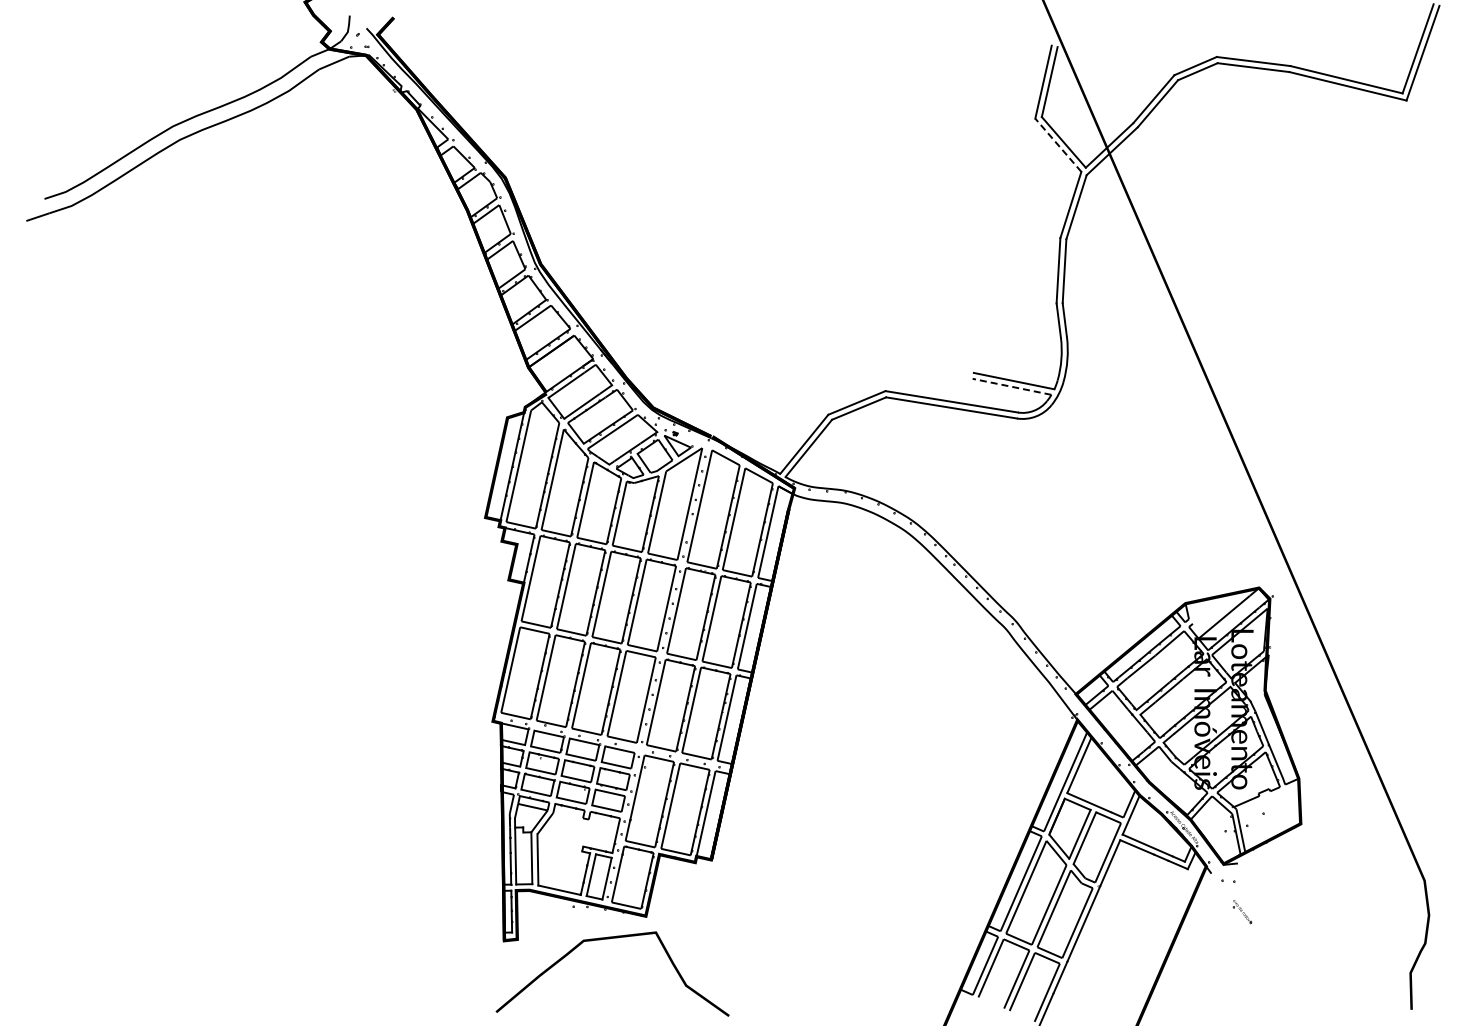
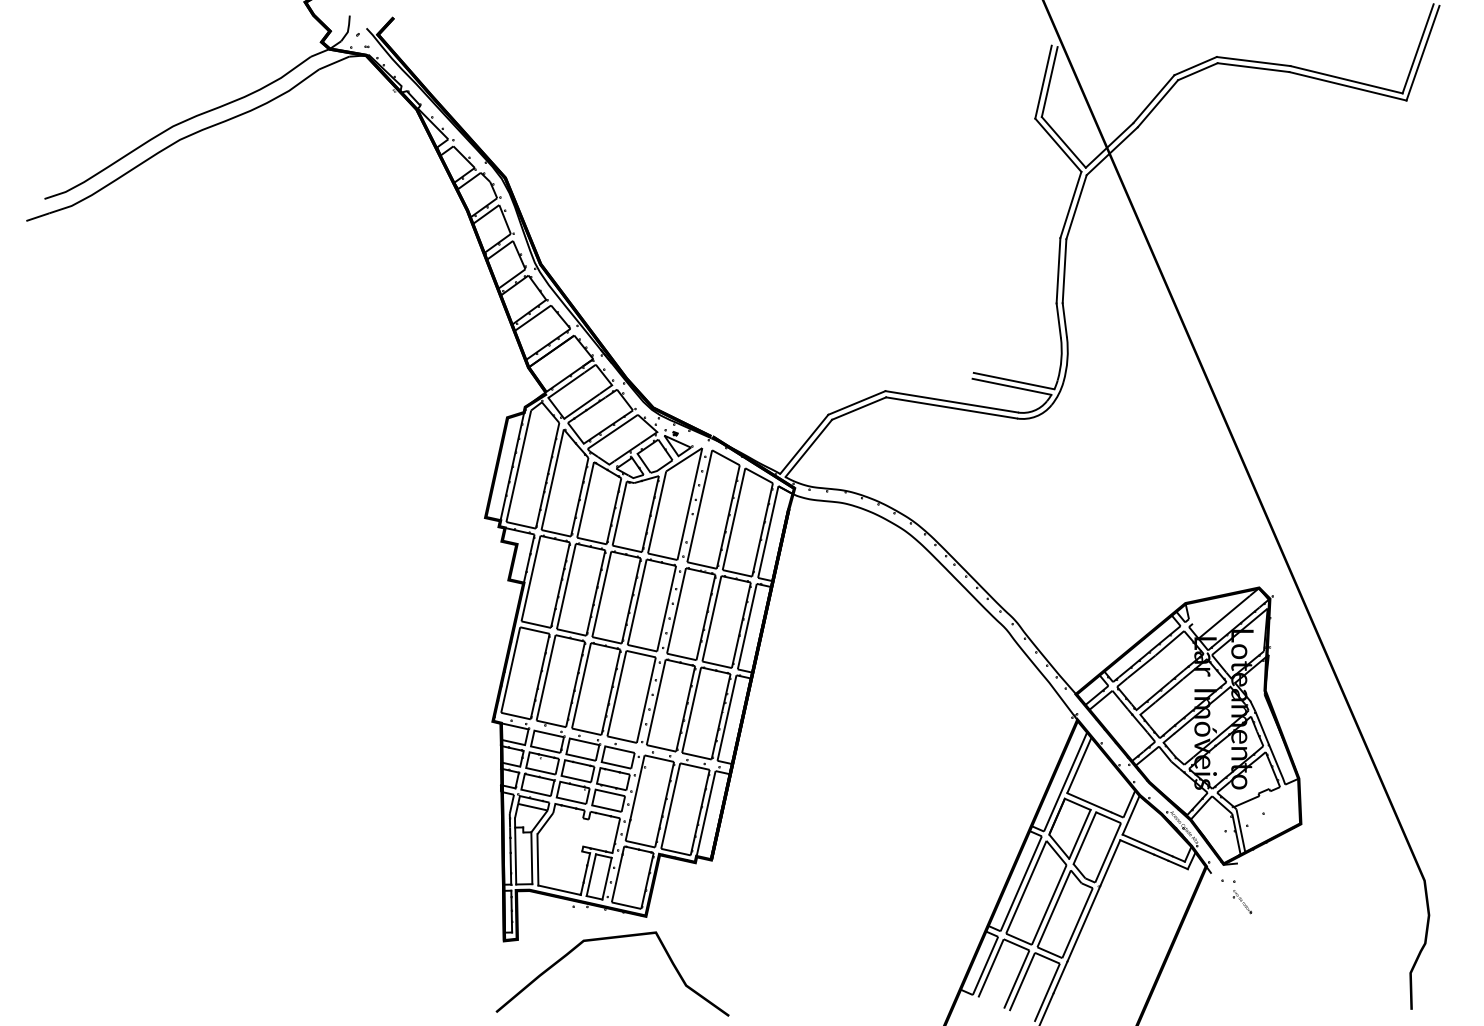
line: dashed -> solid (1058, 144)
line: dashed -> solid (1011, 386)
part position: (1242, 912) -> (1242, 902) (1242, 902)
